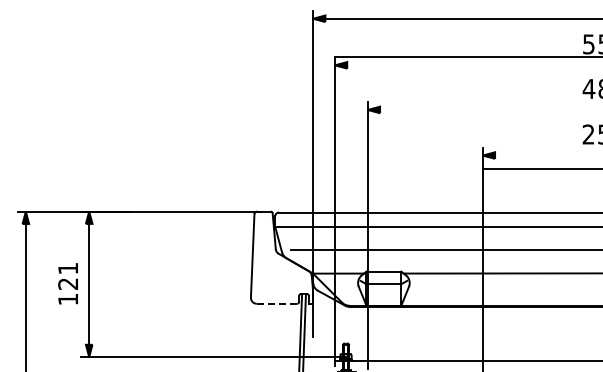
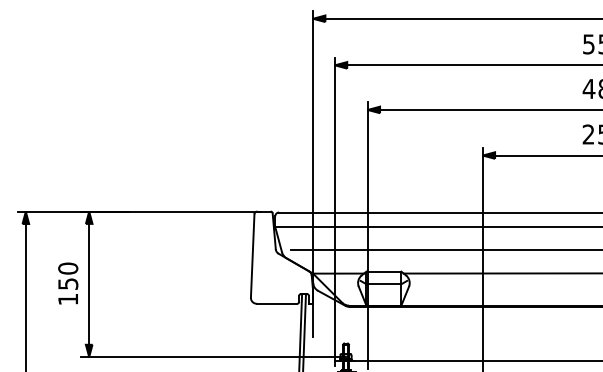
line position: (466, 57) -> (466, 65) (466, 65)
line: none -> present (483, 109)
line position: (540, 168) -> (540, 155) (540, 155)
text: 121 -> 150 (68, 275)
line: dashed -> solid (276, 303)
